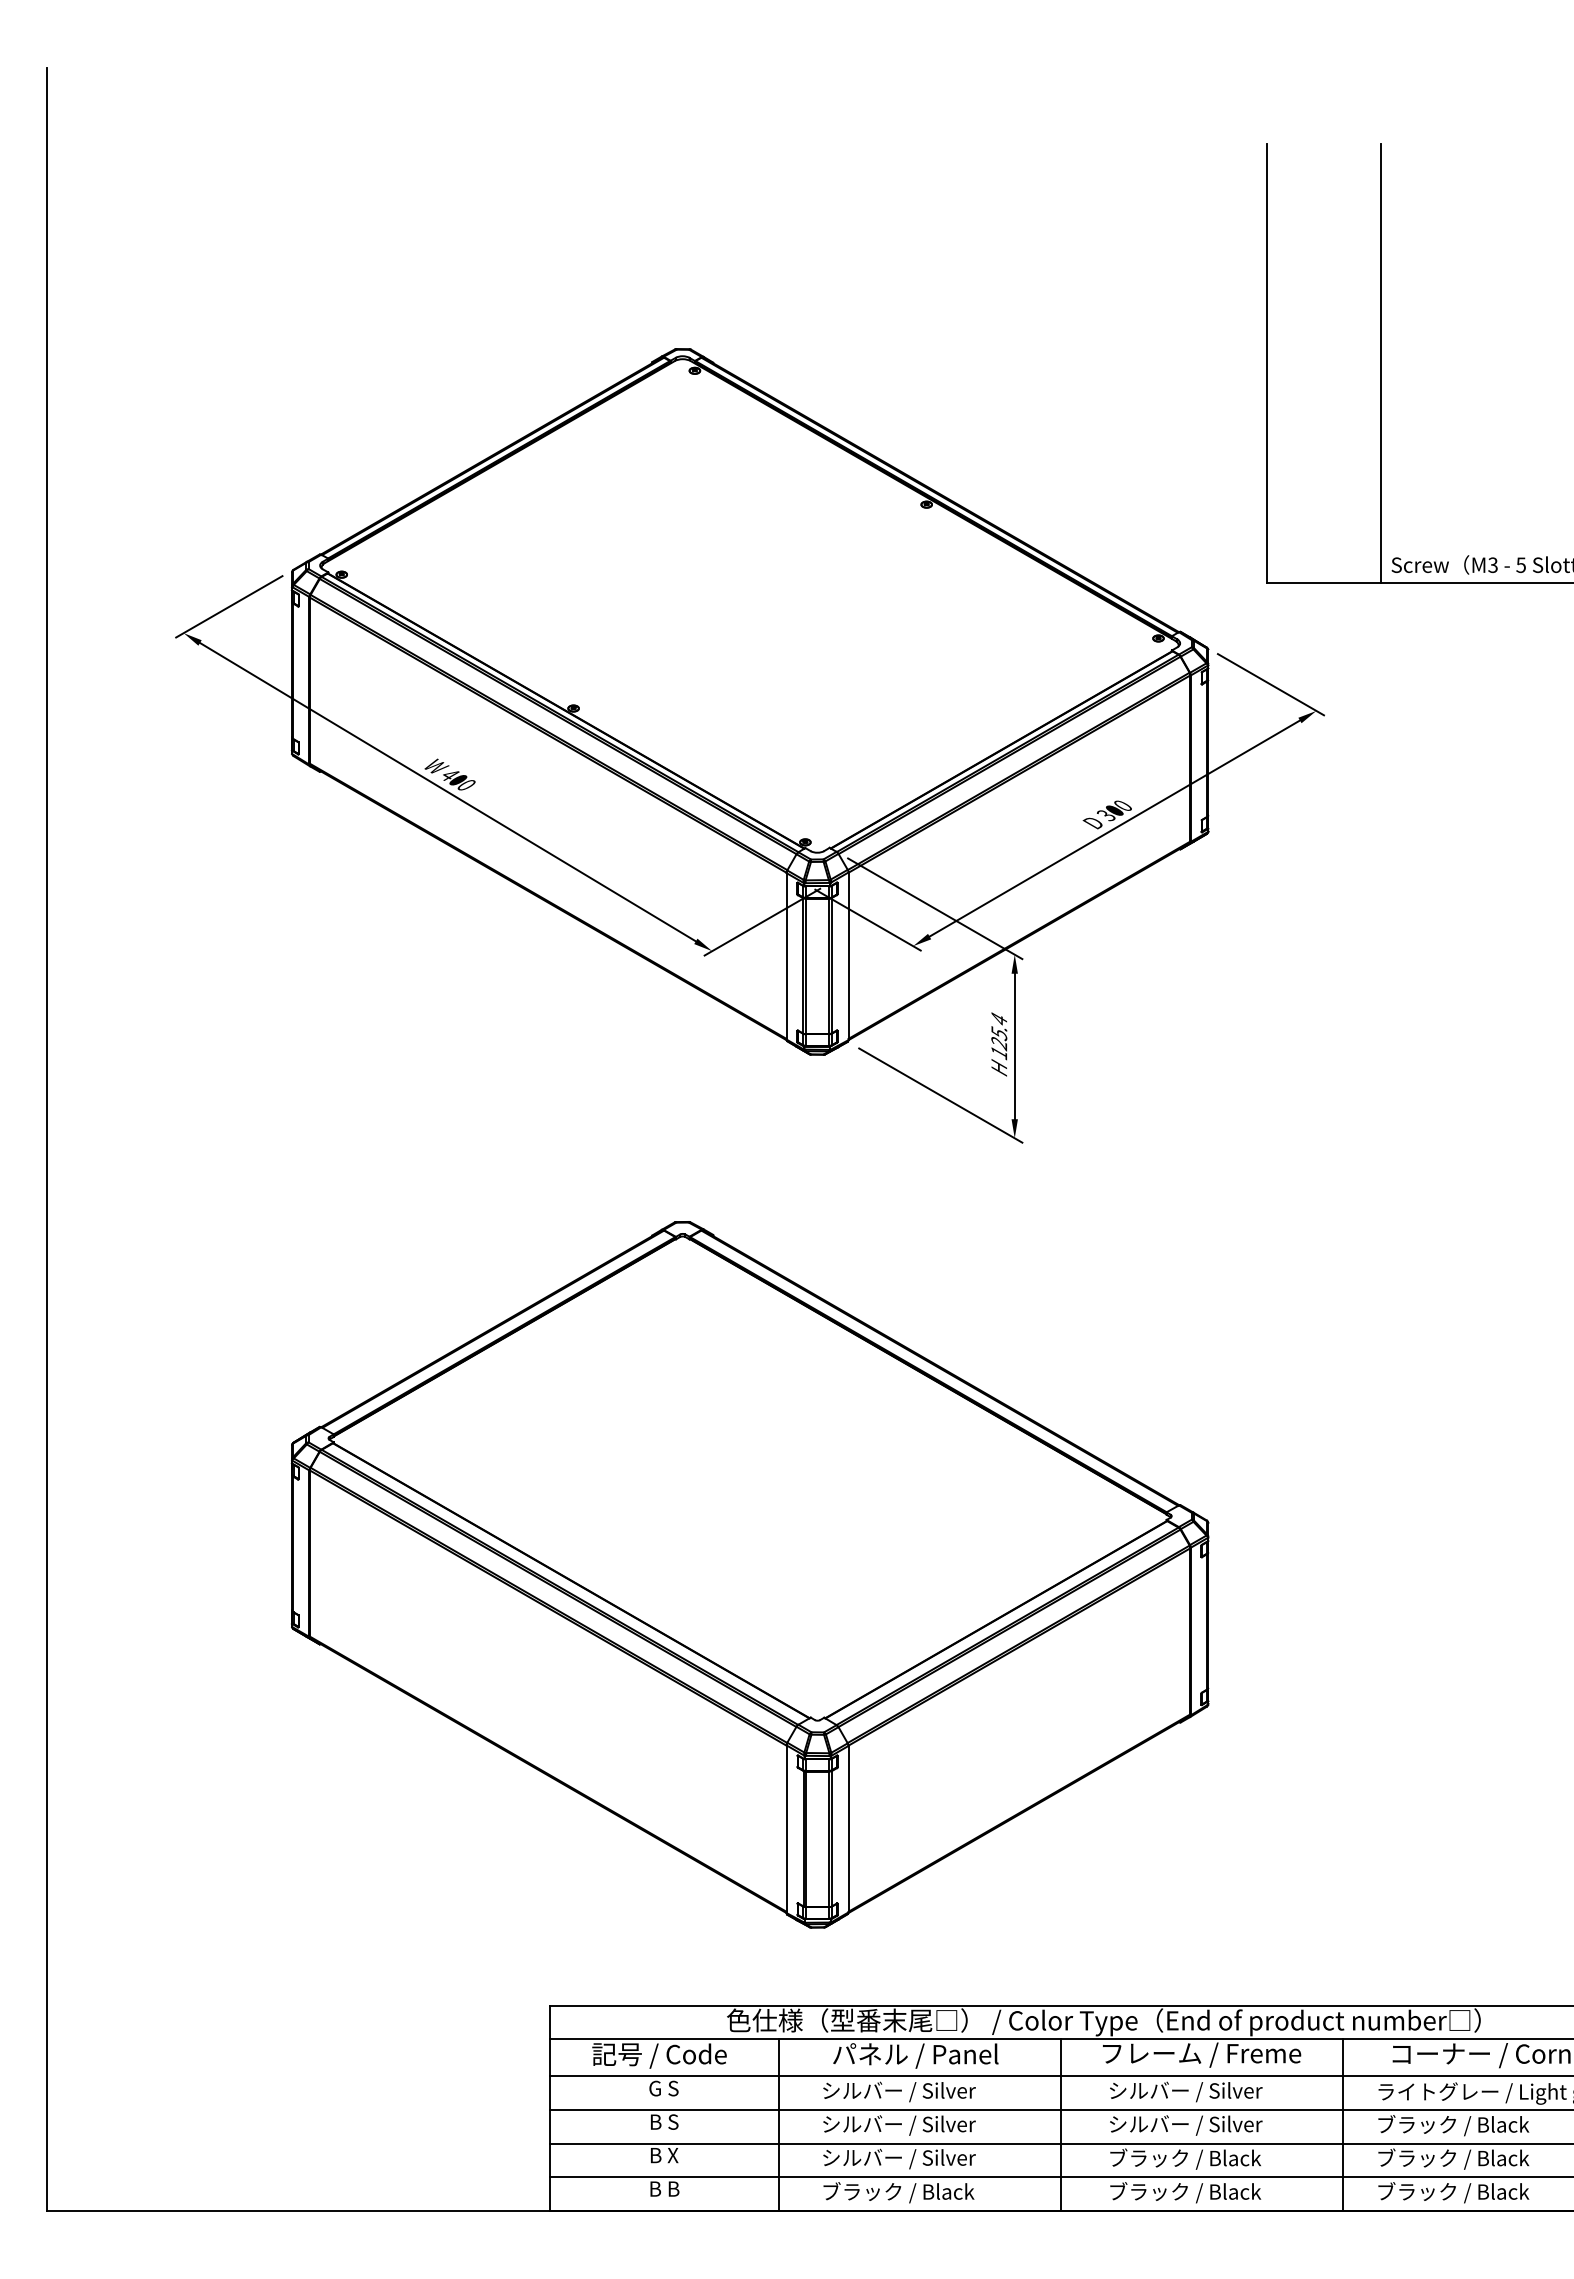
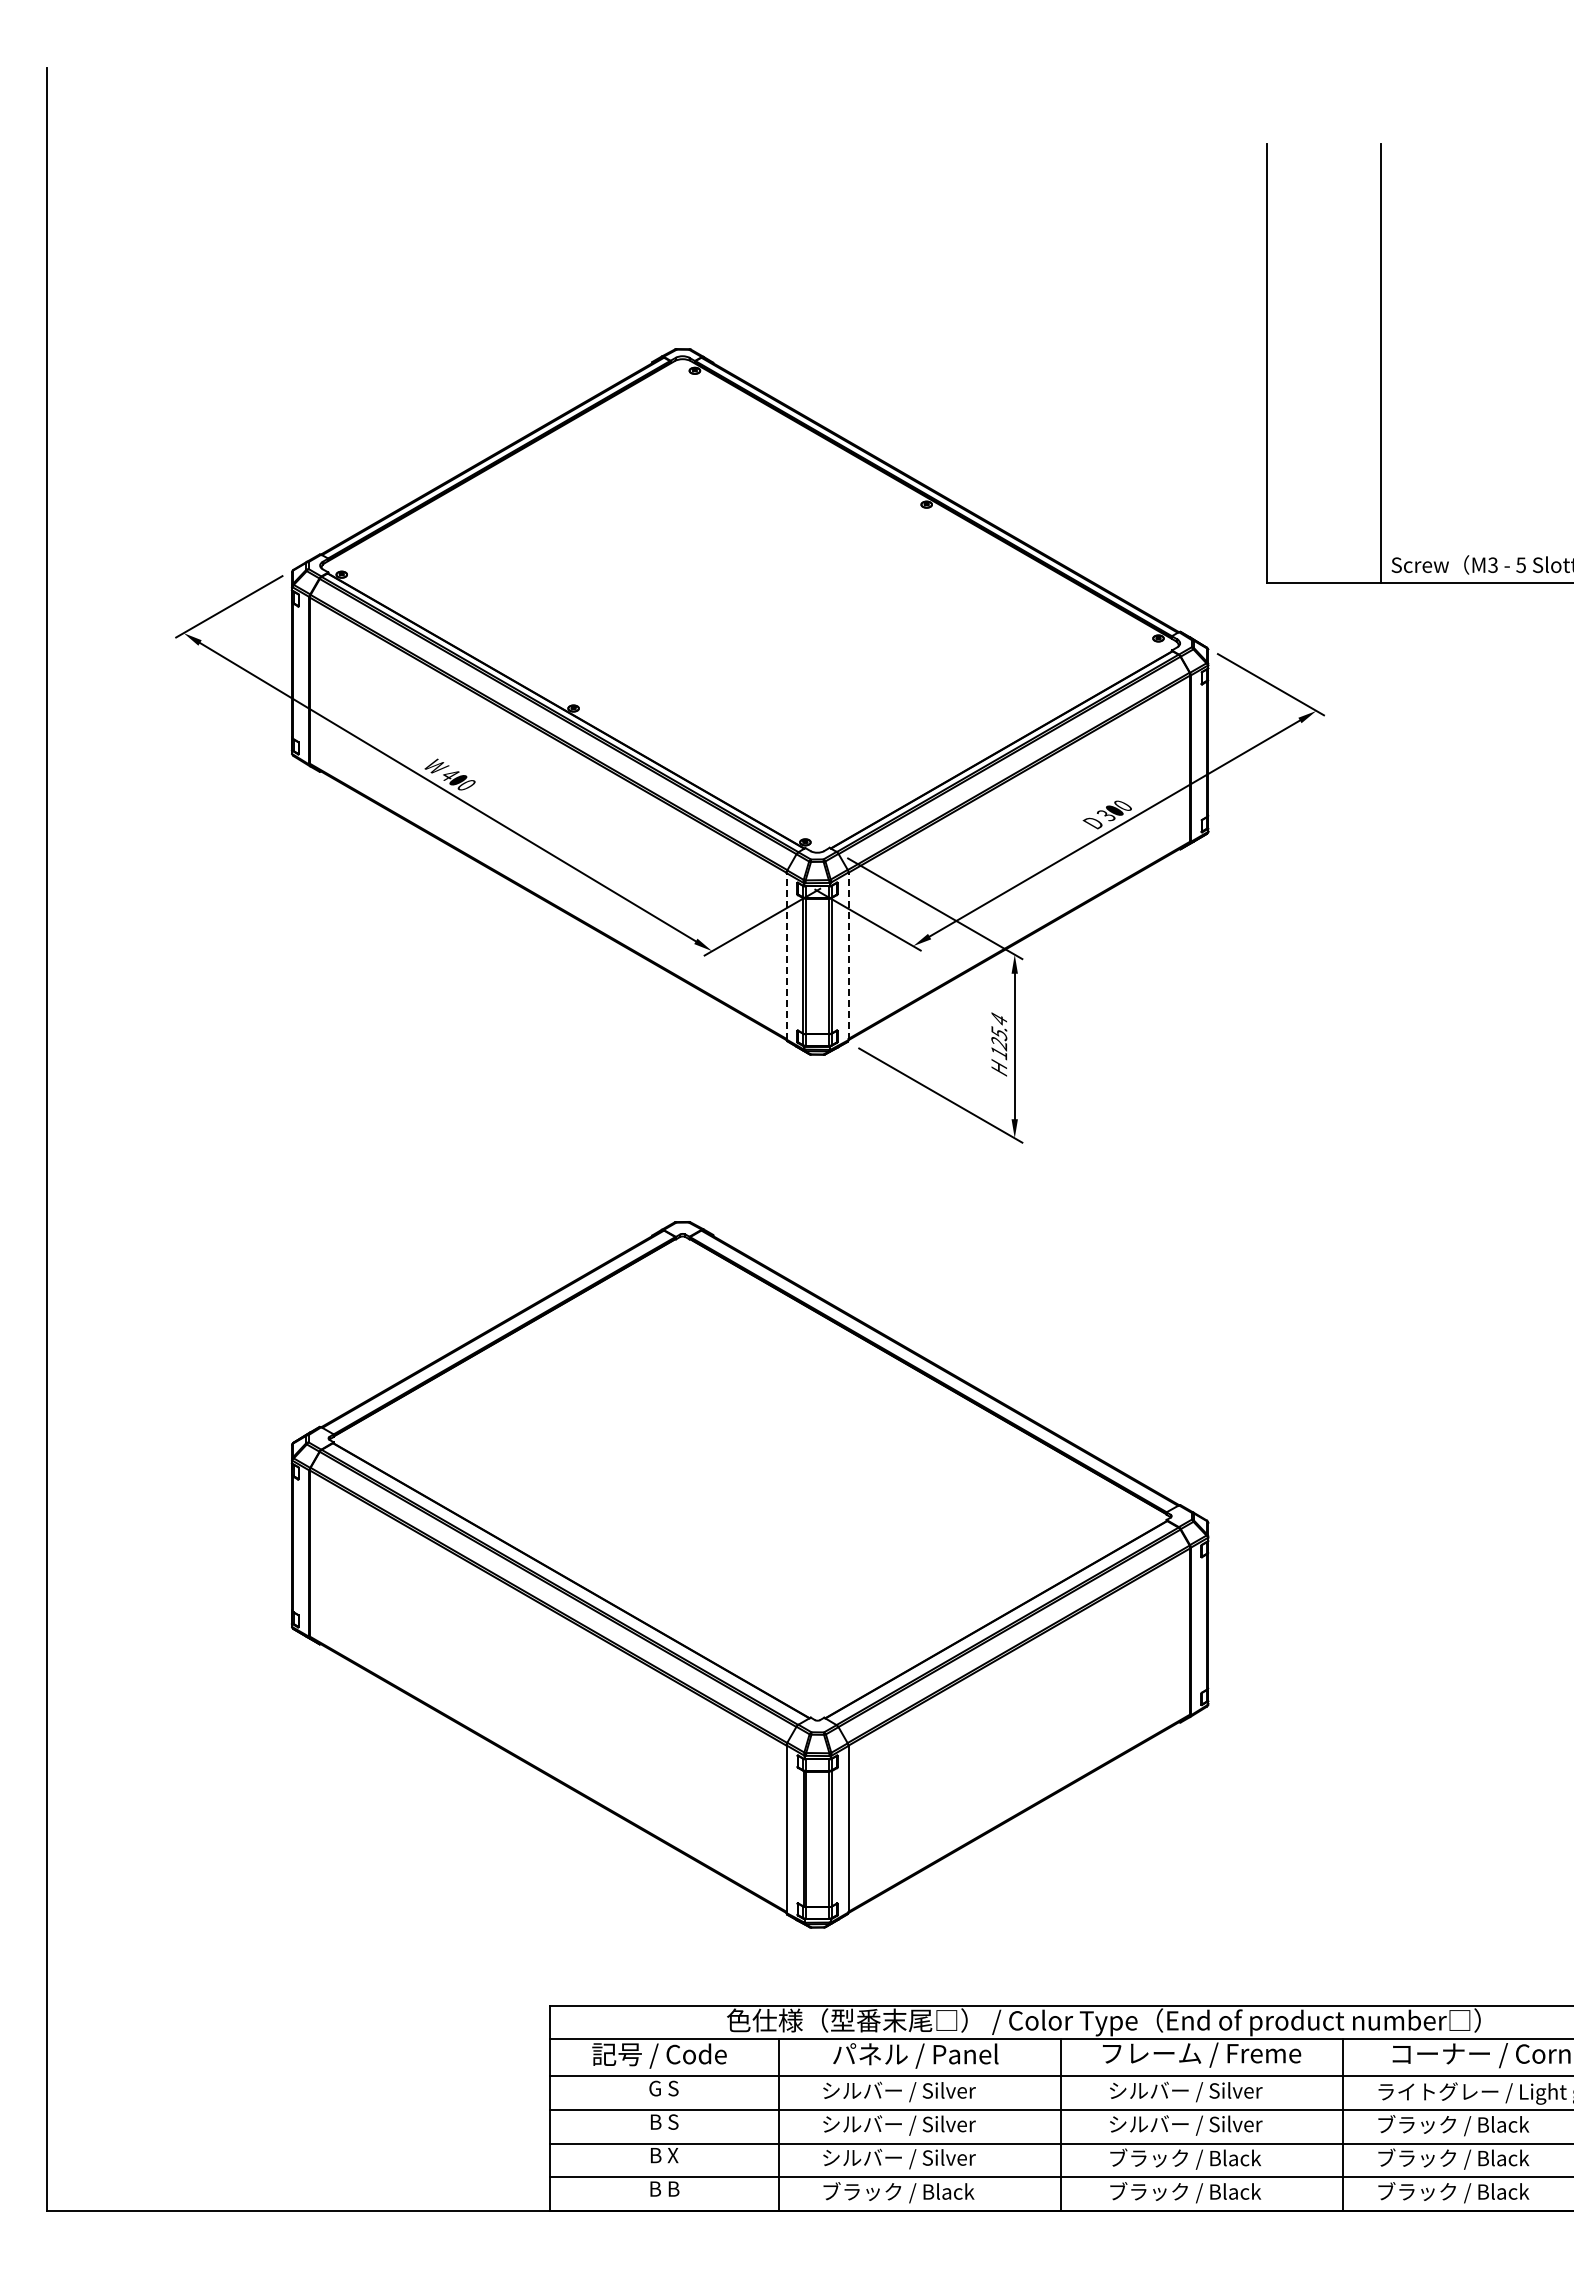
line: solid -> dashed (786, 955)
line: solid -> dashed (848, 956)
